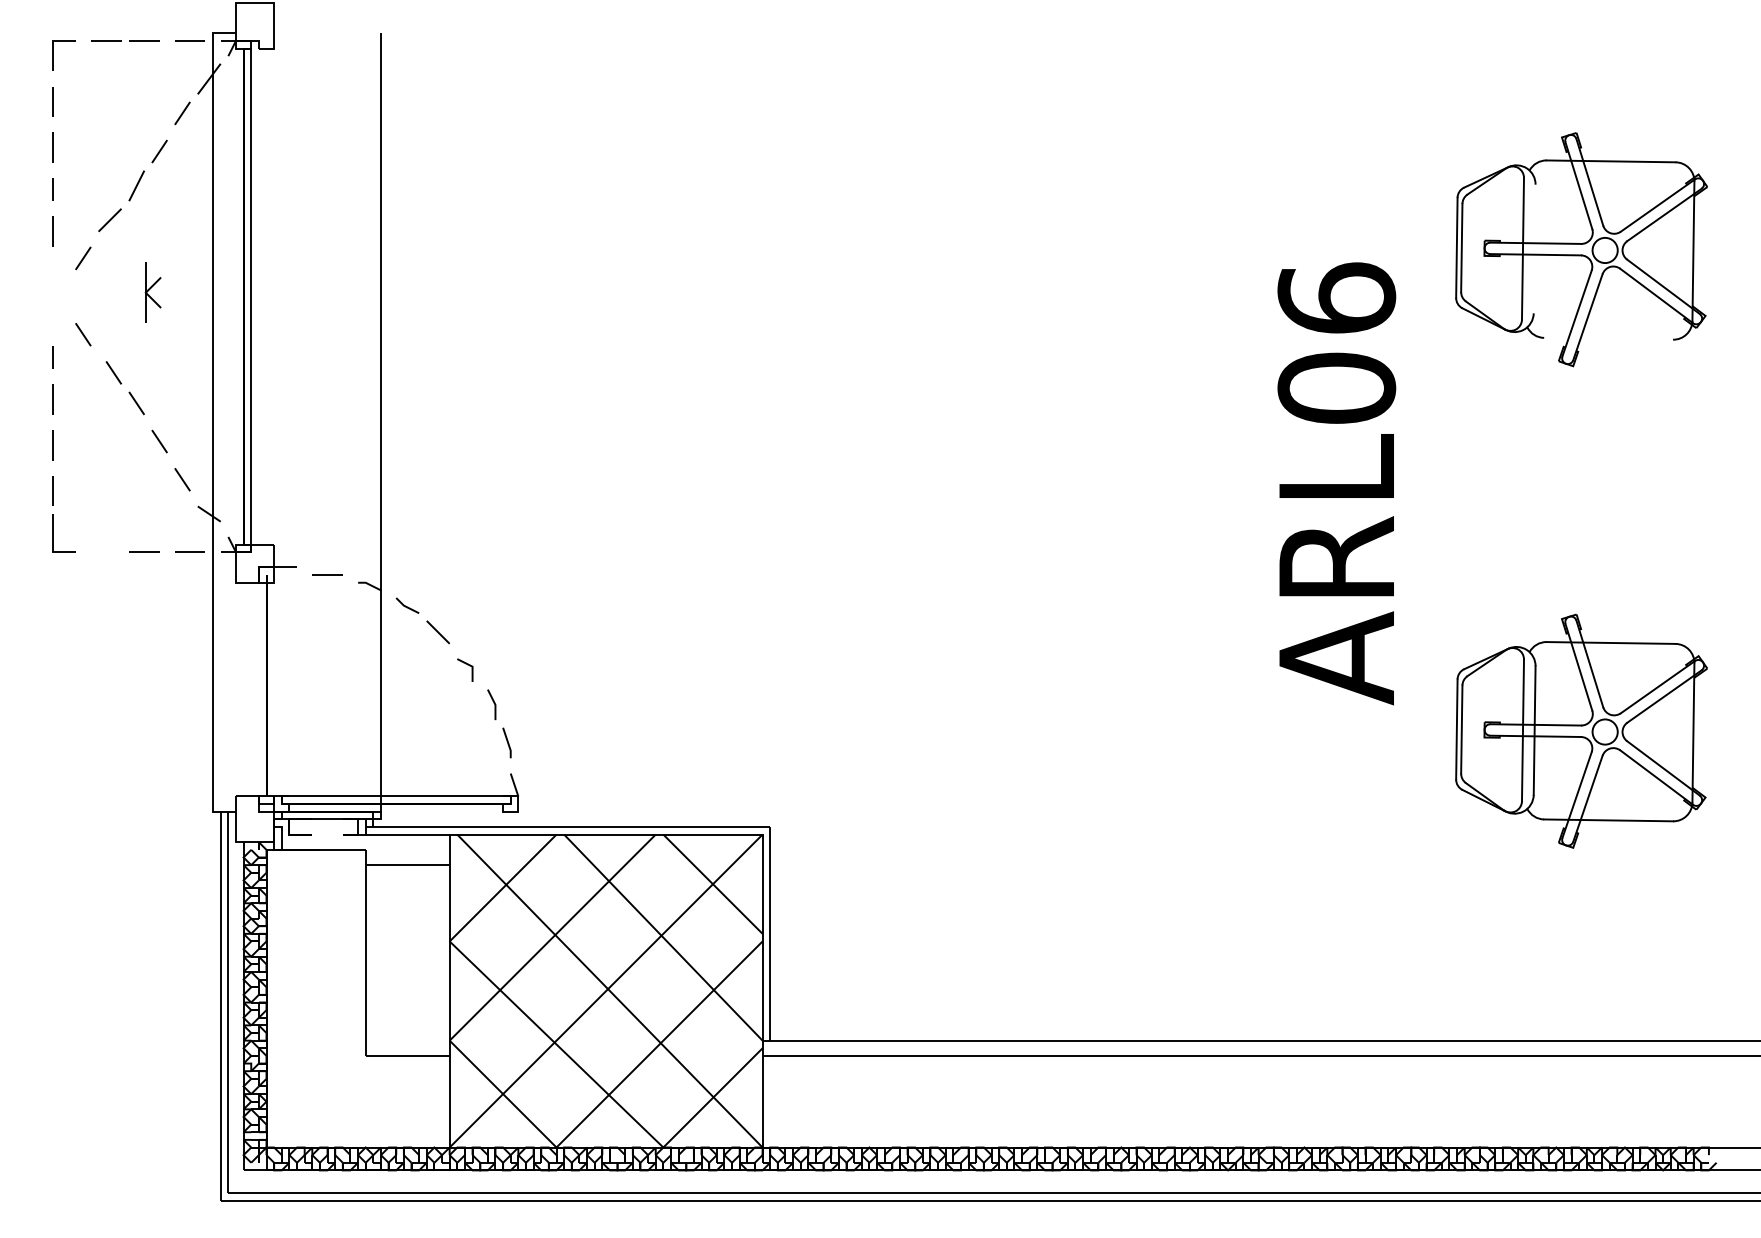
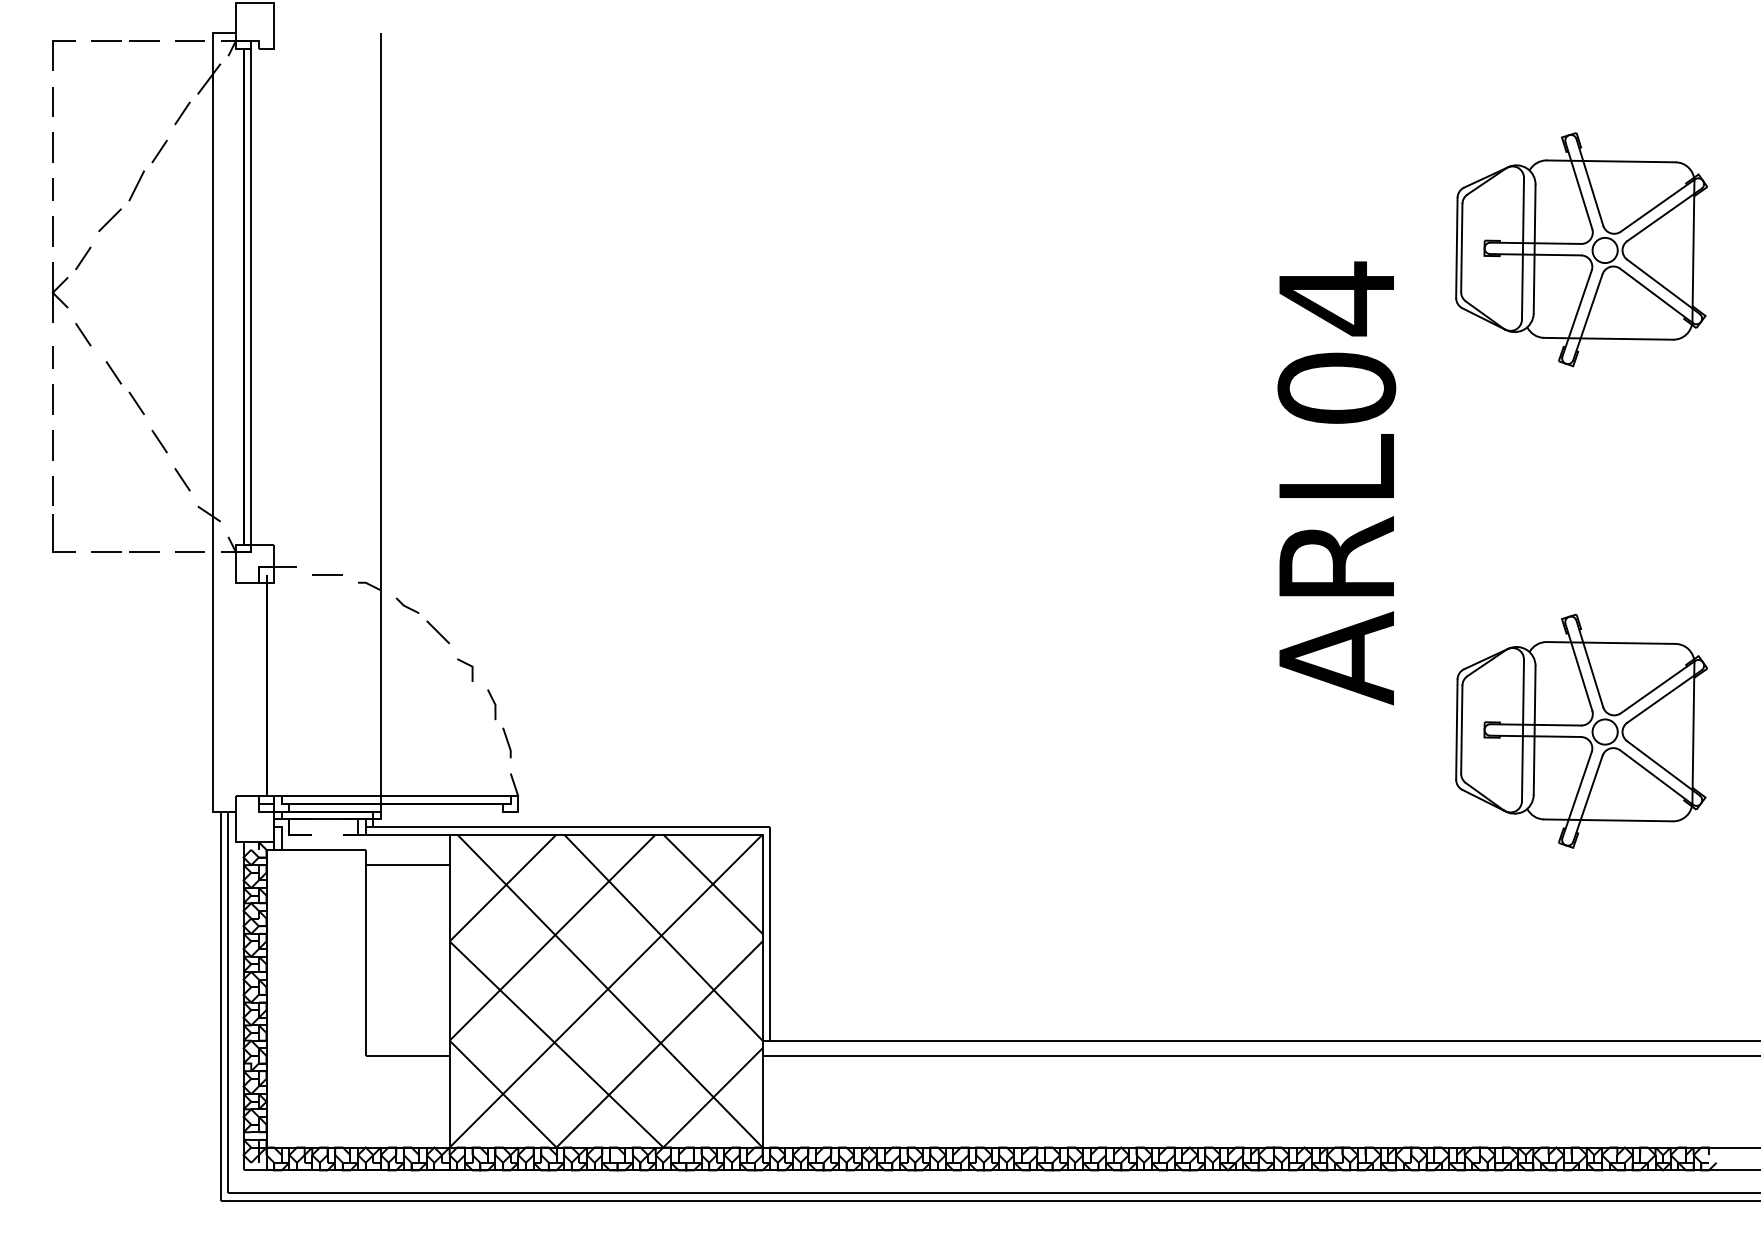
line: none -> present (1534, 248)
part position: (152, 292) -> (59, 292) (59, 292)
text: ARL06 -> ARL04 (1336, 298)
line: none -> present (1608, 338)
line: none -> present (106, 551)
